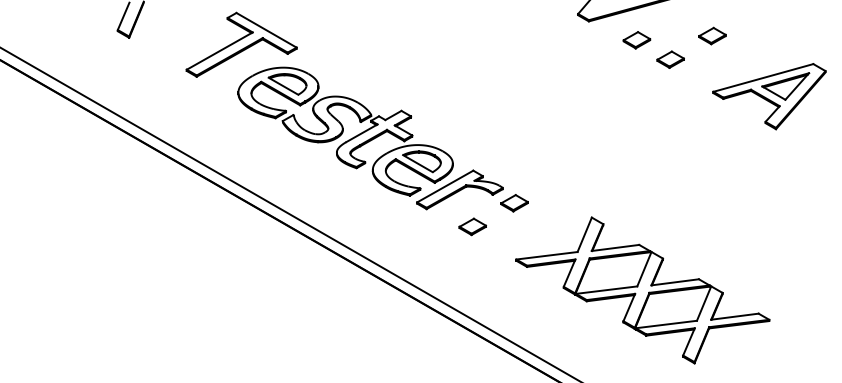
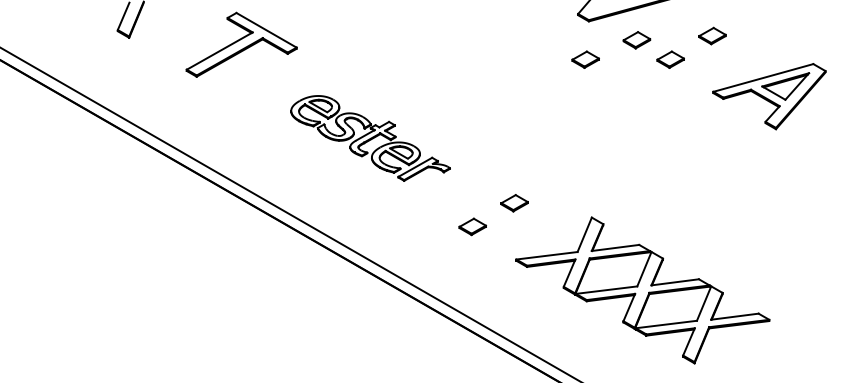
part: none -> present (585, 59)
part size: 267x145 px -> 161x87 px (370, 138)
